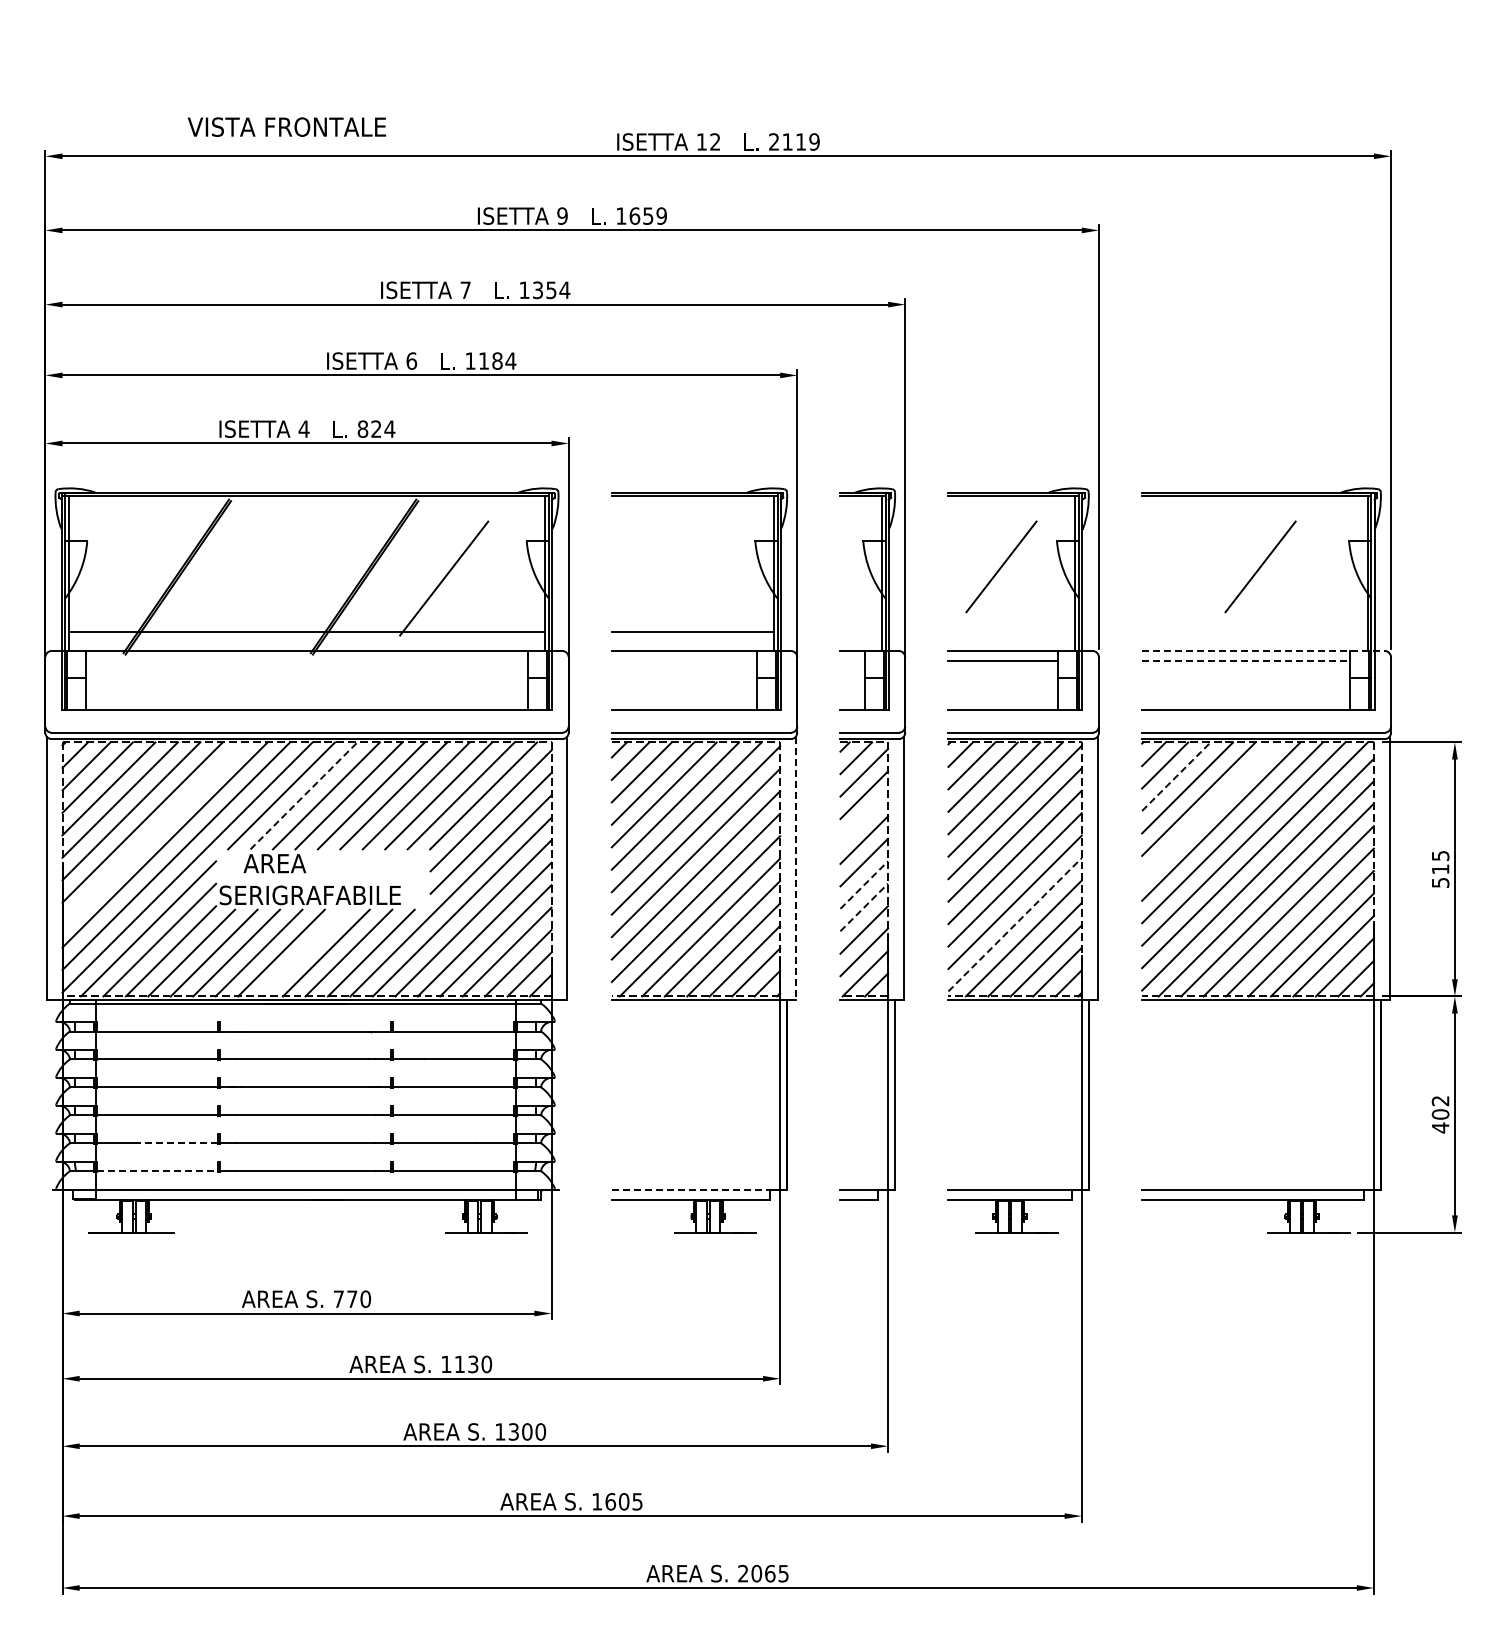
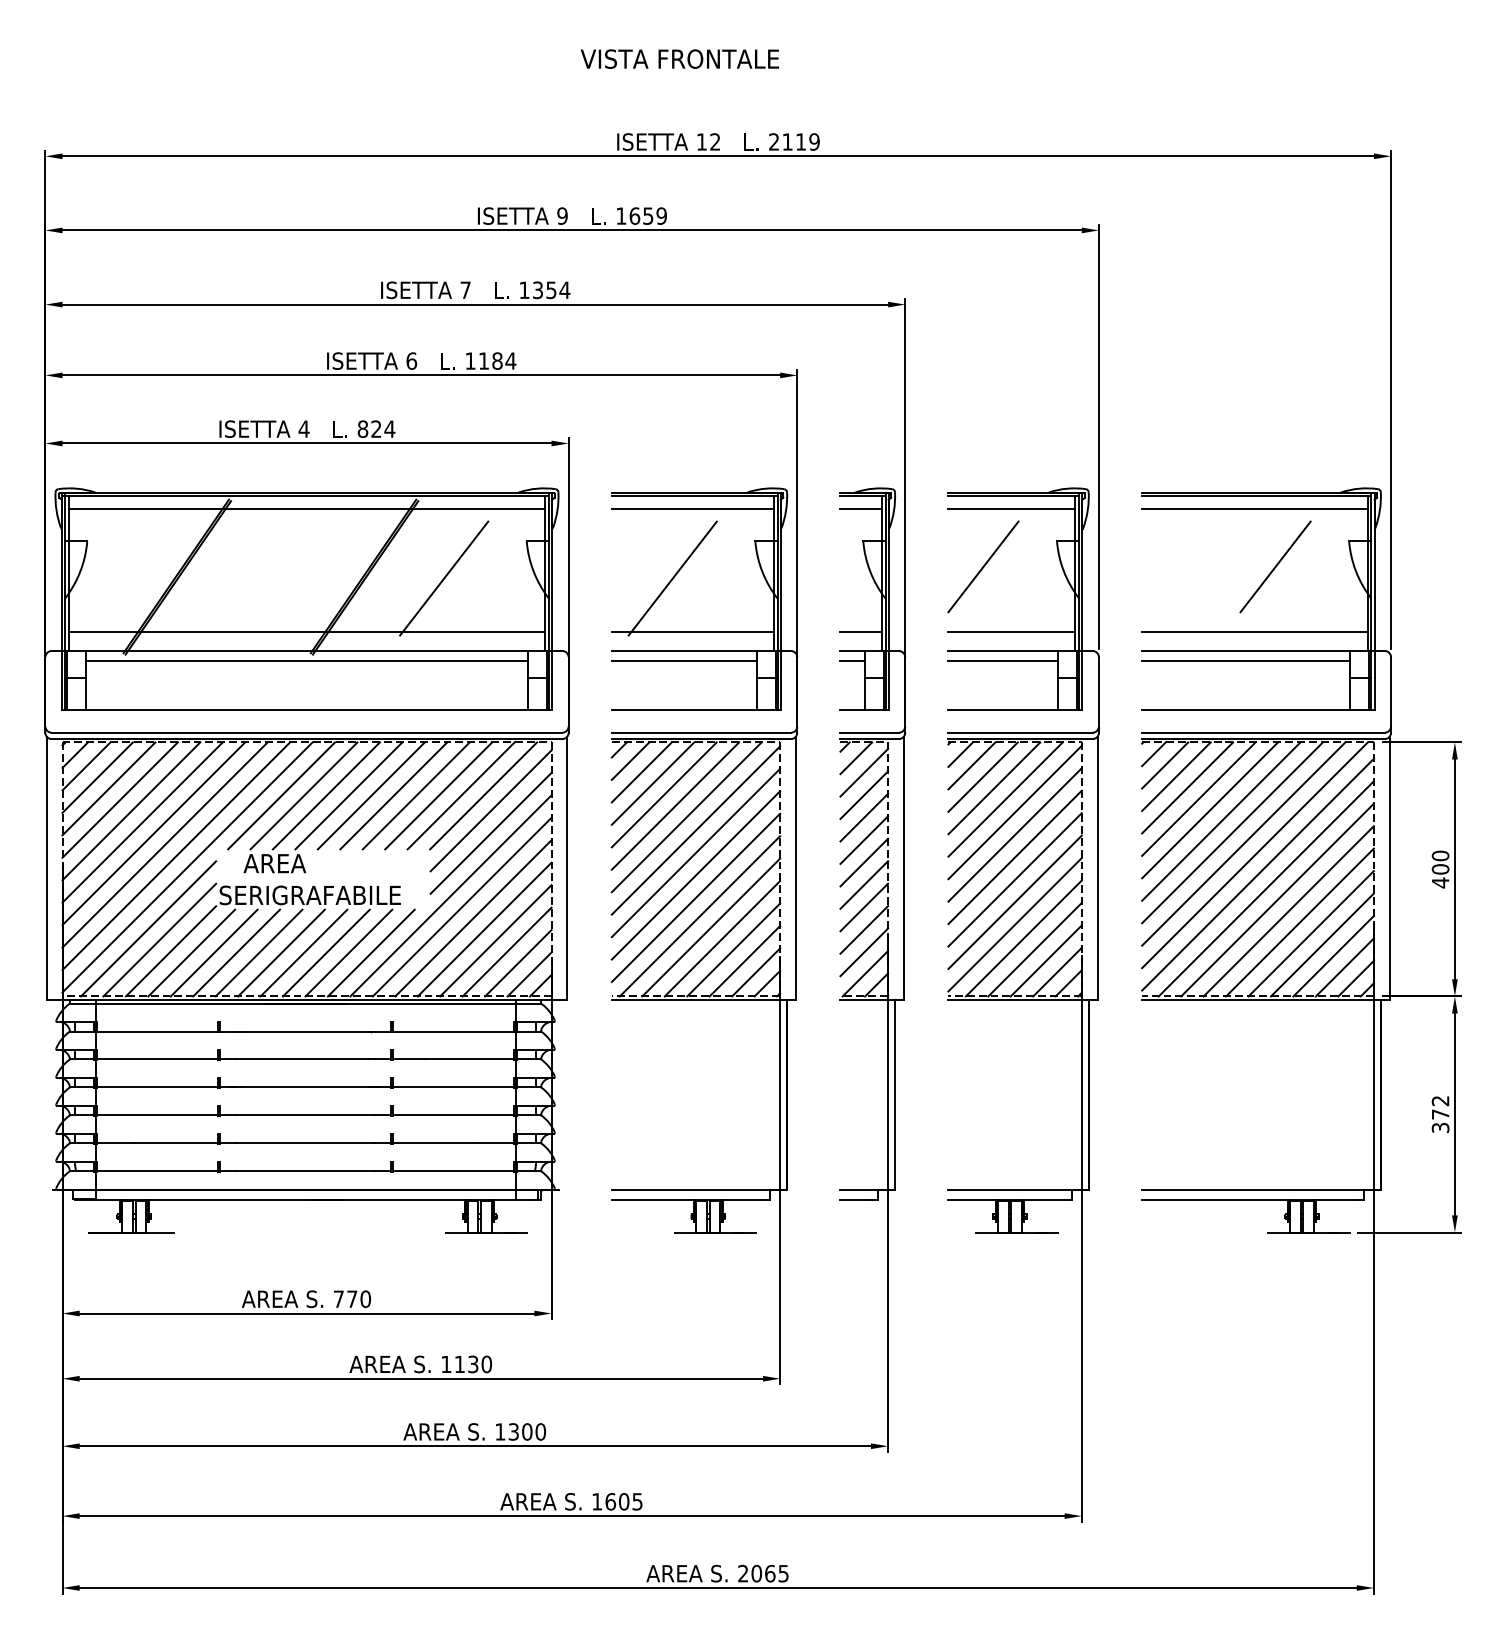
text position: (286, 126) -> (679, 58) (679, 58)
line: none -> present (306, 509)
line: none -> present (692, 509)
line: none -> present (860, 509)
line: none -> present (1011, 509)
line: none -> present (1254, 509)
line position: (1001, 566) -> (983, 566) (983, 566)
line position: (1260, 566) -> (1275, 566) (1275, 566)
line: none -> present (672, 578)
line: none -> present (860, 631)
line: none -> present (1011, 631)
line: none -> present (1254, 631)
line: dashed -> solid (1263, 650)
line: none -> present (307, 660)
line: none -> present (683, 660)
line: none -> present (852, 660)
line: dashed -> solid (1246, 660)
line: dashed -> solid (1176, 776)
line: dashed -> solid (304, 795)
line: none -> present (1210, 810)
line: none -> present (864, 817)
line: none -> present (153, 833)
line: dashed -> solid (796, 868)
text: 515 -> 400 (1440, 869)
line: dashed -> solid (864, 885)
line: dashed -> solid (864, 907)
line: dashed -> solid (1015, 924)
line: none -> present (303, 952)
text: 402 -> 372 (1440, 1121)
line: dashed -> solid (176, 1143)
line: dashed -> solid (158, 1171)
line: dashed -> solid (699, 1189)
